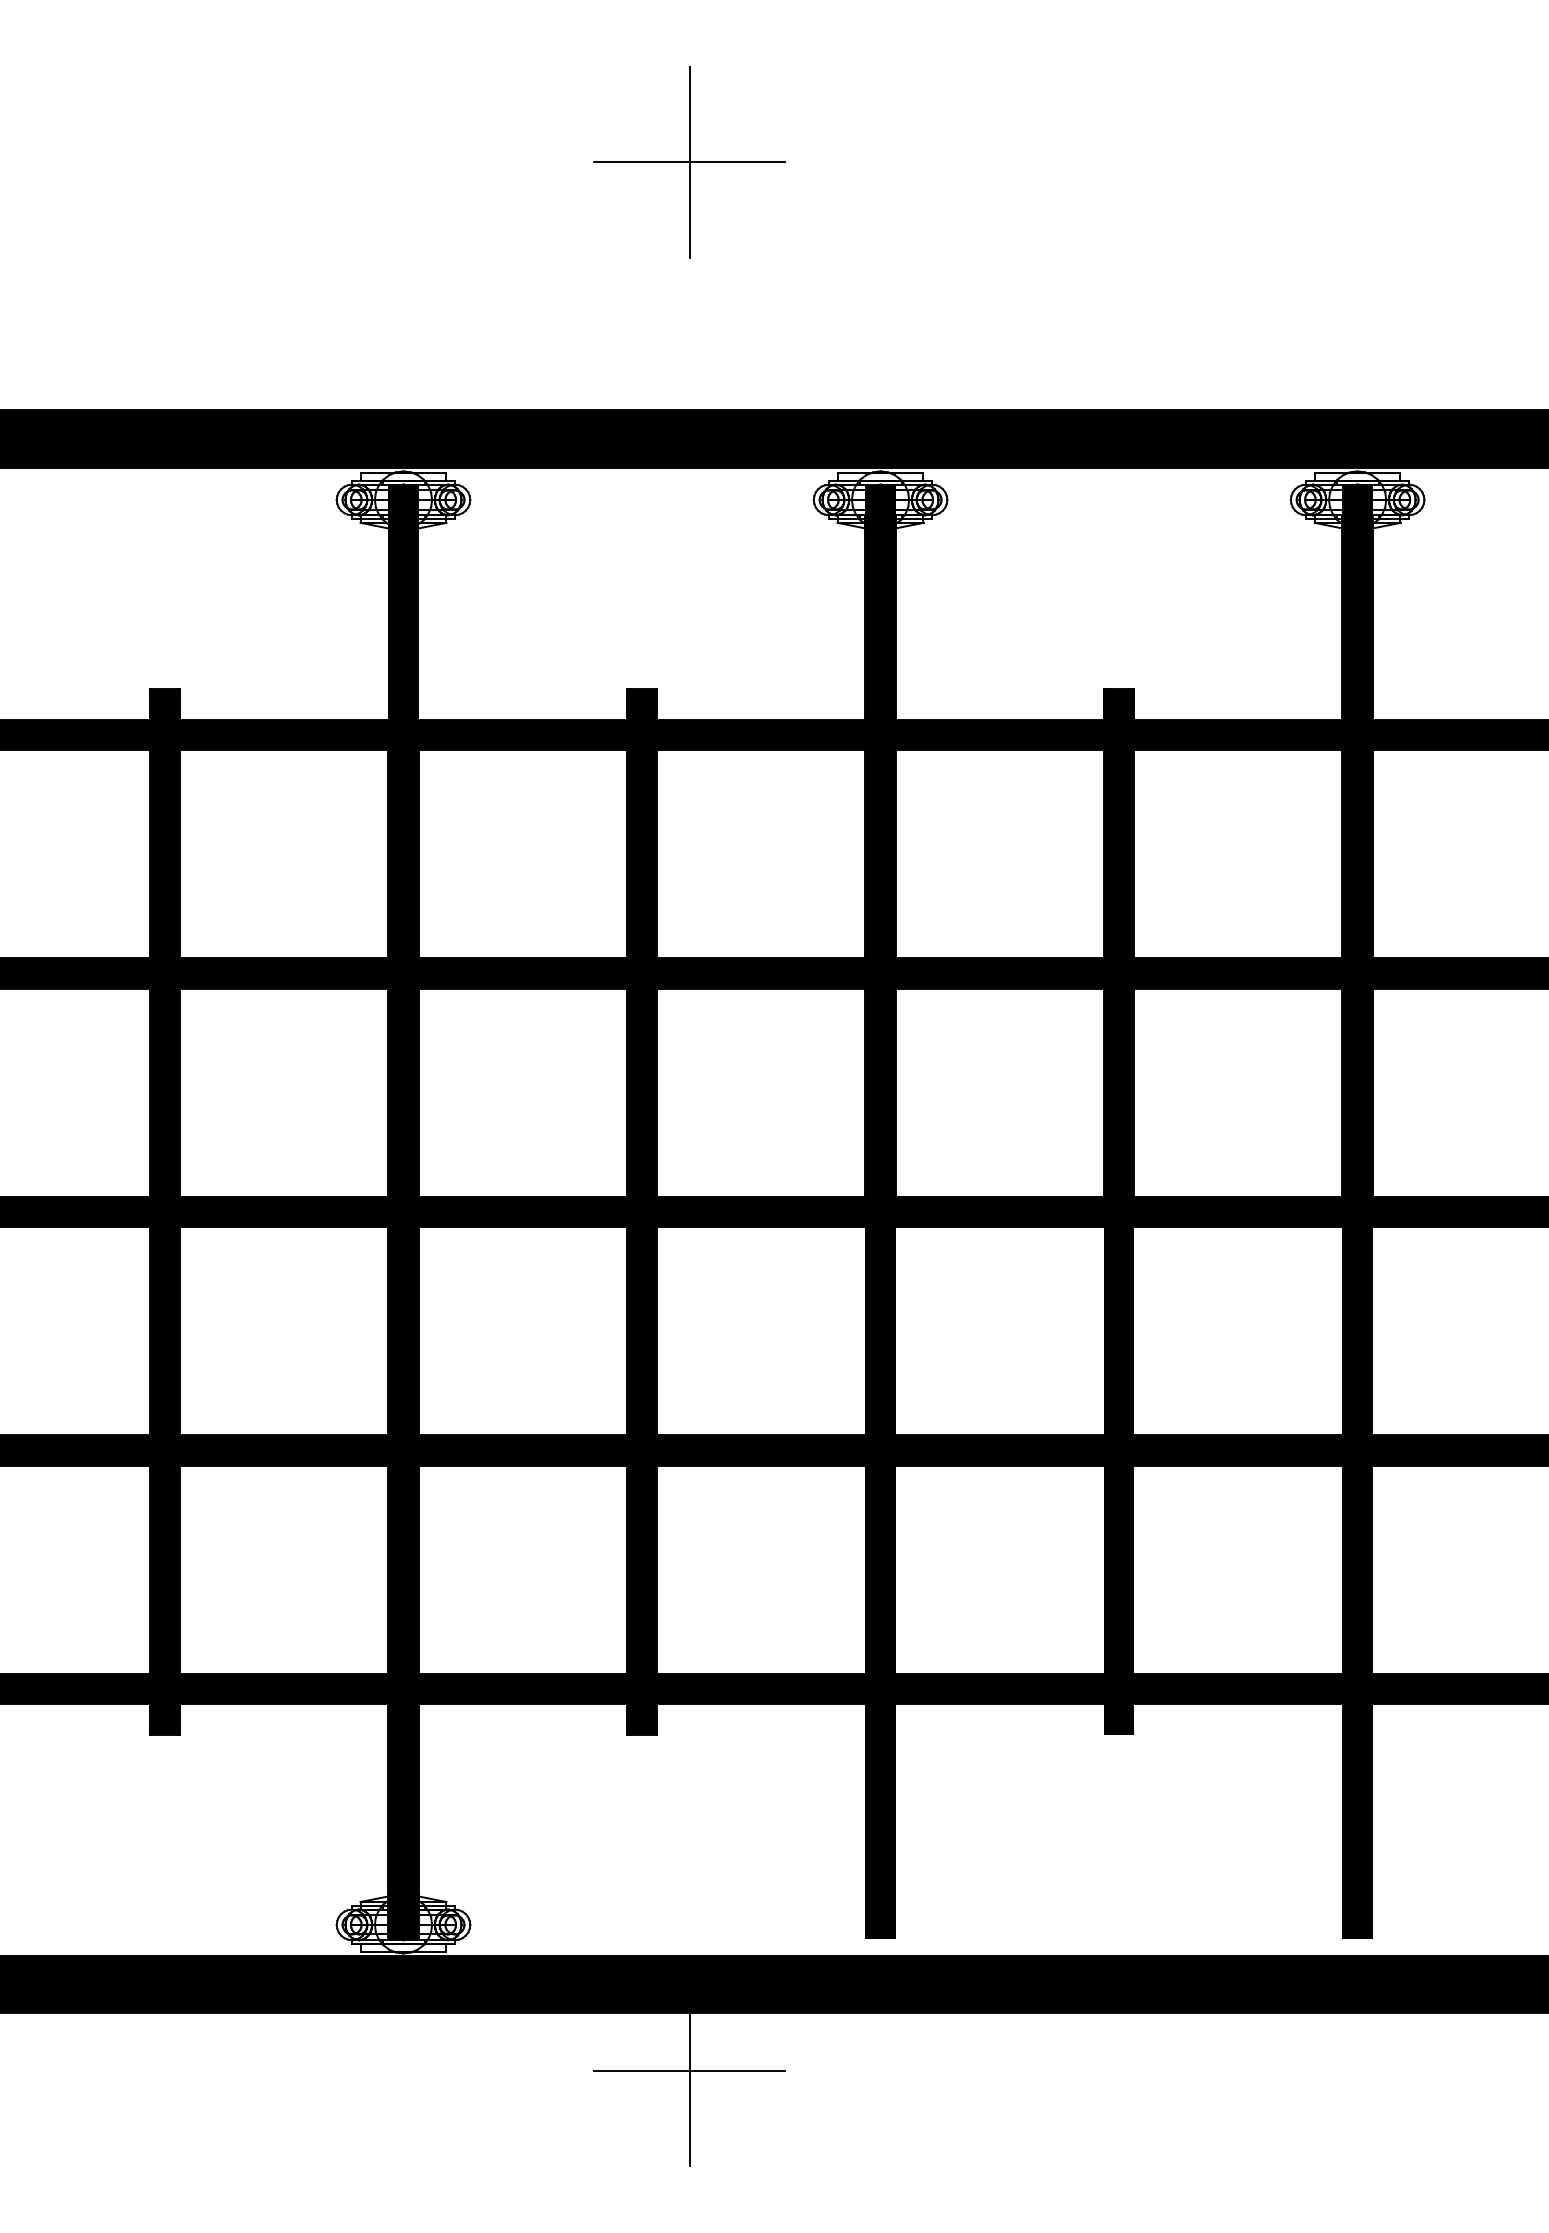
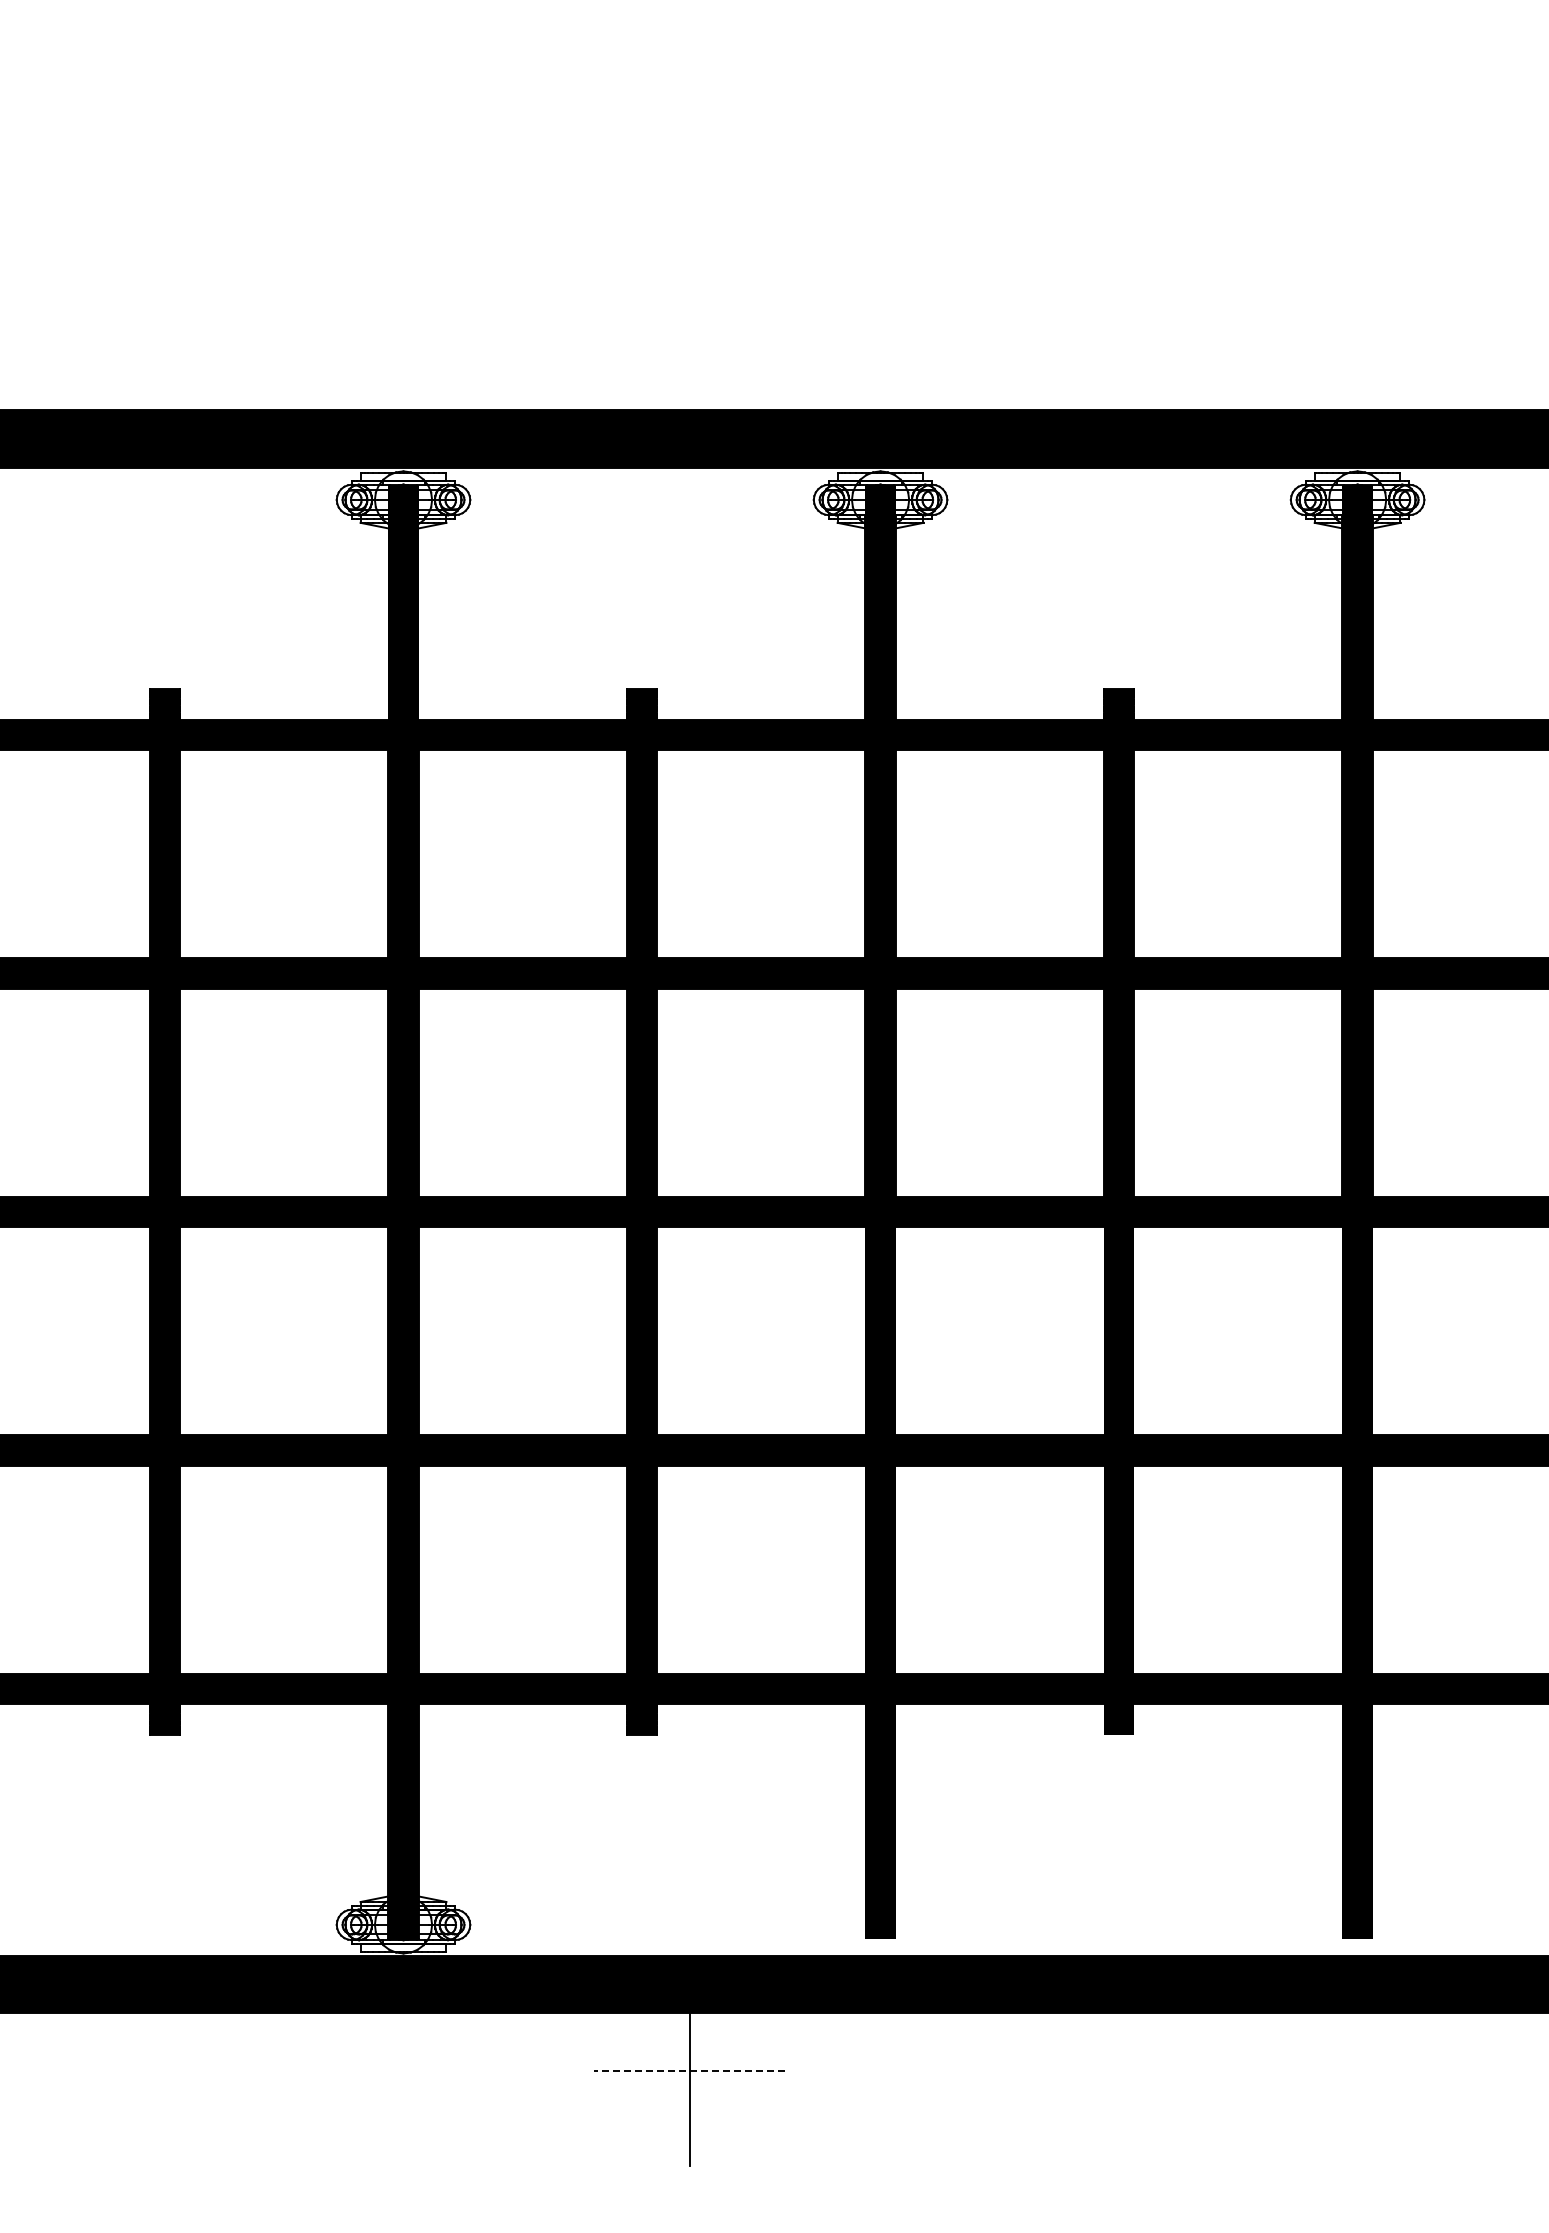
part: present -> none (689, 162)
line: solid -> dashed (689, 2070)
